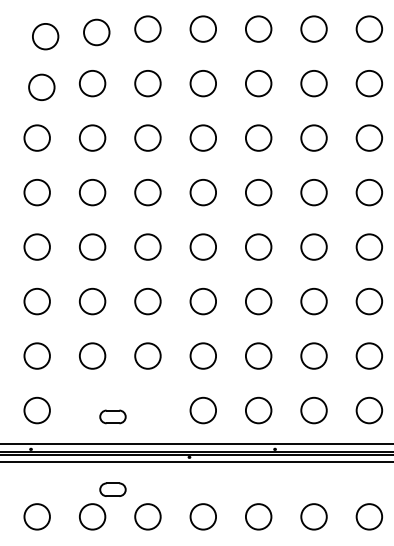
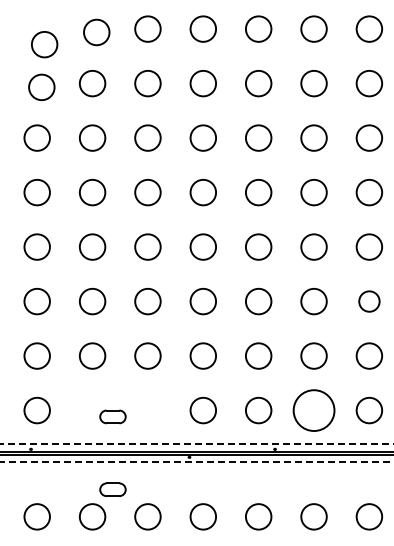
circle position: (45, 36) -> (44, 44) (44, 44)
circle size: 29x29 px -> 23x23 px (369, 301)
circle size: 28x29 px -> 44x43 px (313, 410)
line: solid -> dashed (197, 444)
line: solid -> dashed (196, 462)
